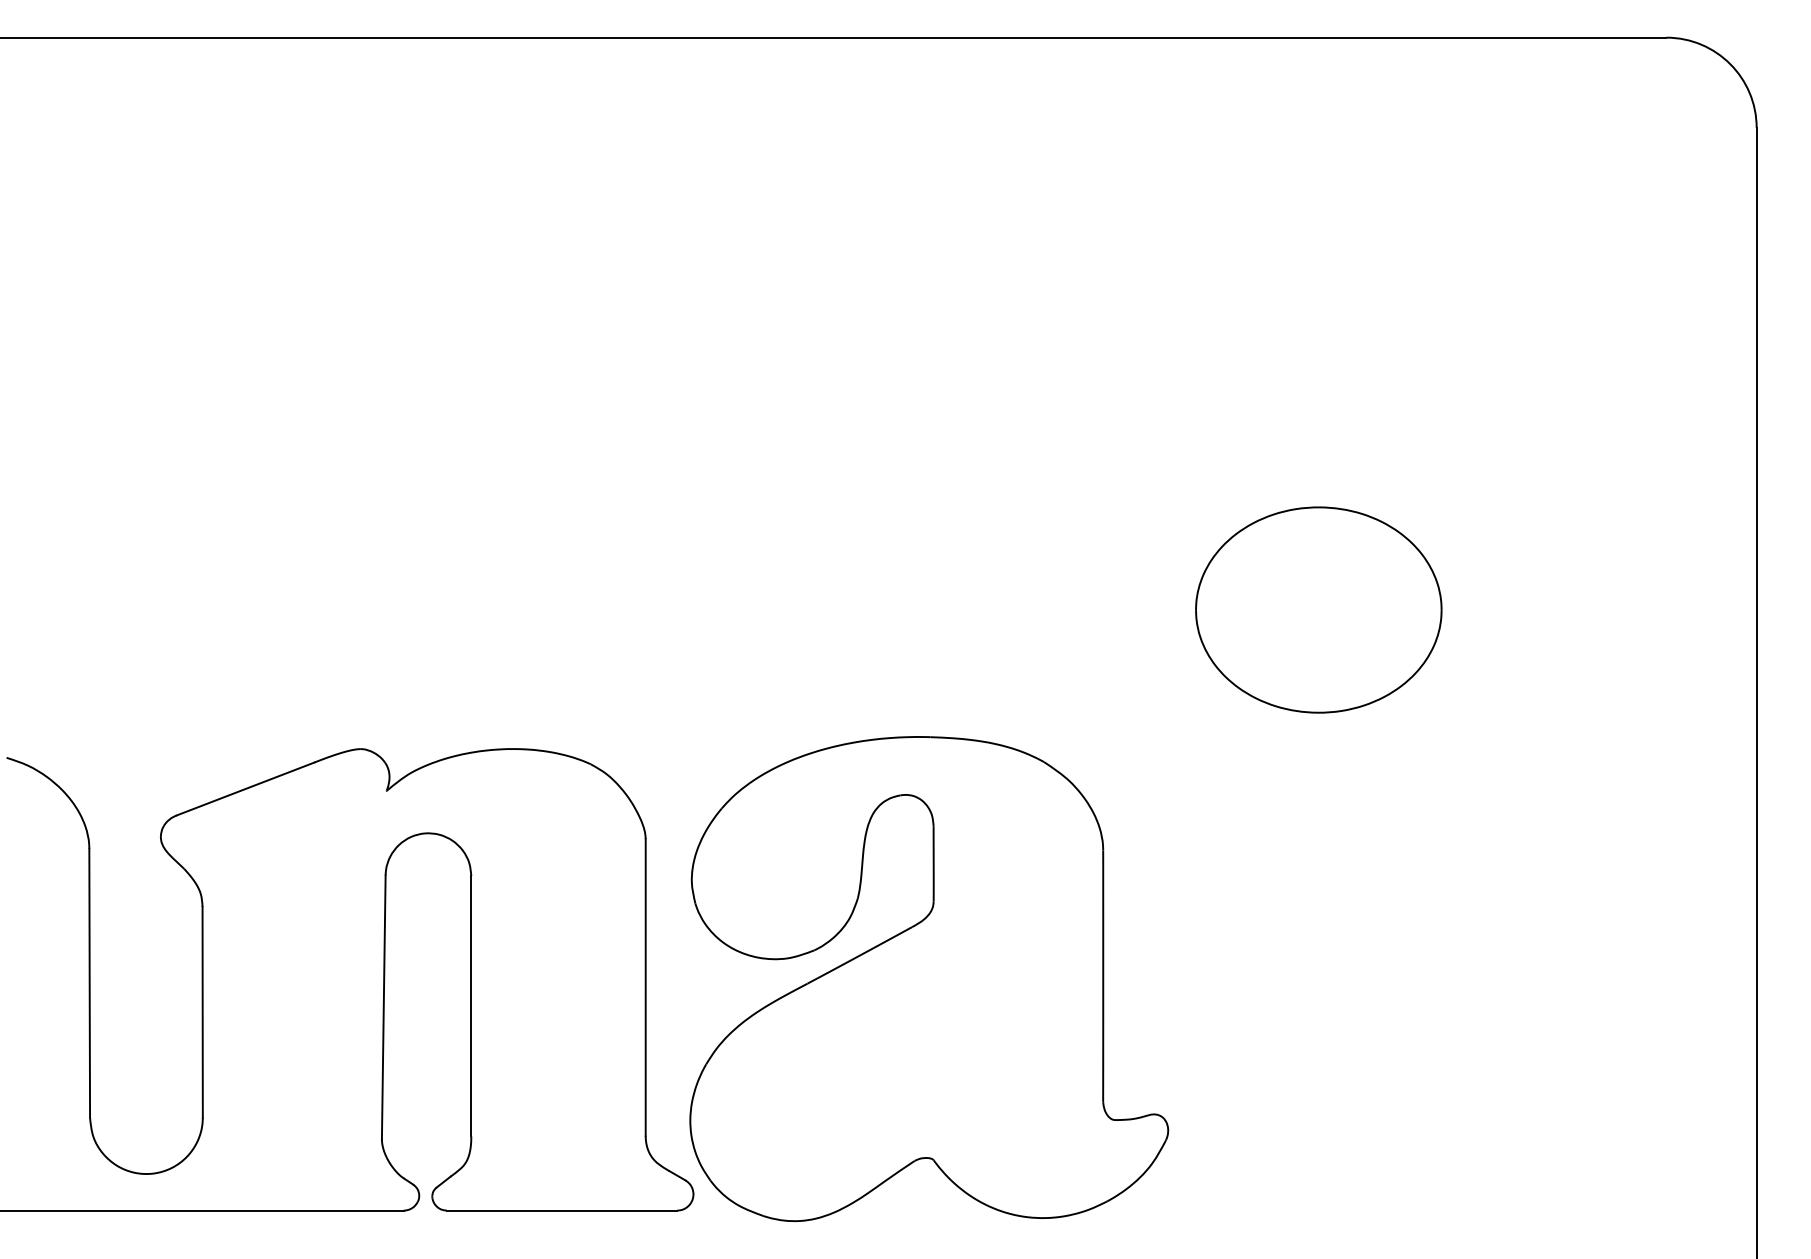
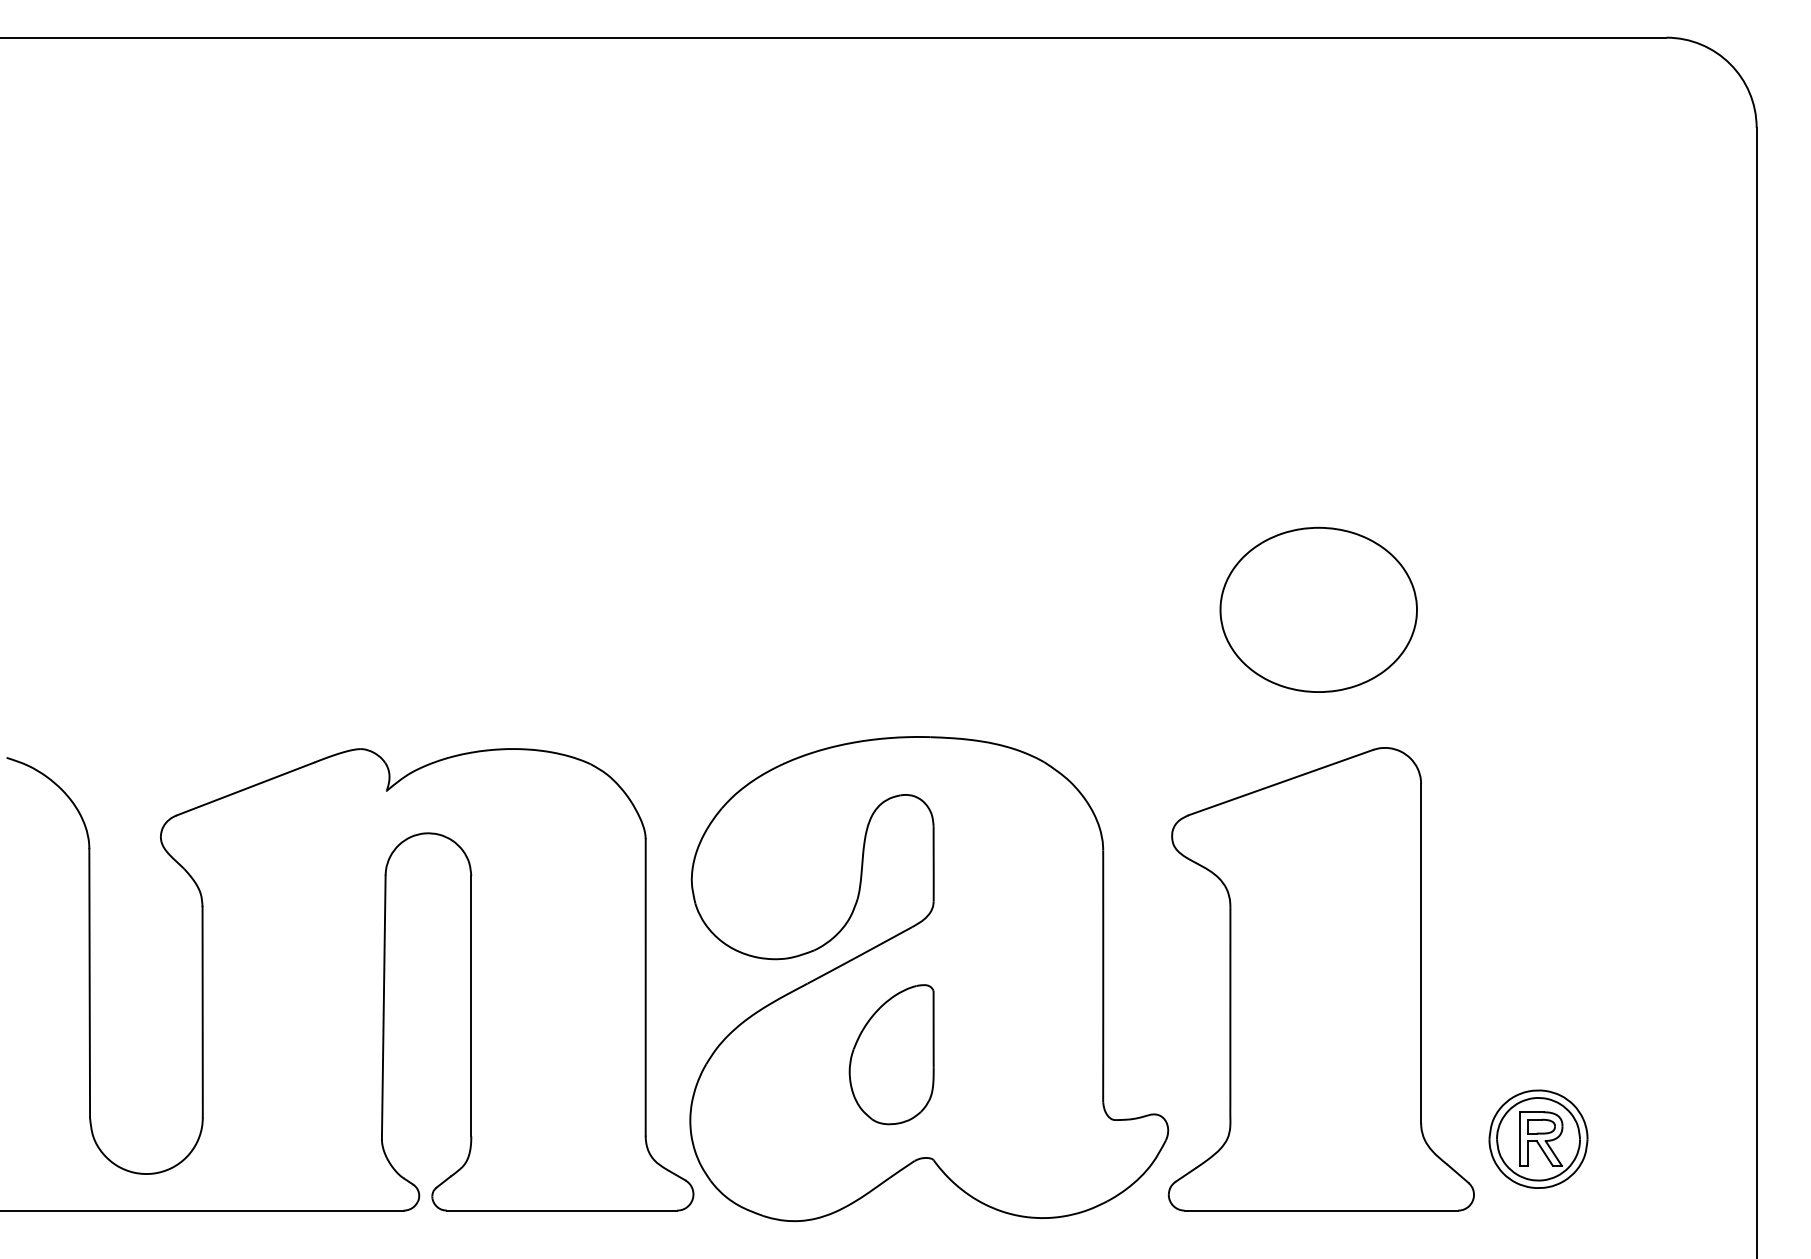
part size: 248x208 px -> 199x167 px (1318, 609)
part: none -> present (1320, 979)
part: none -> present (891, 1054)
part: none -> present (1538, 1138)
